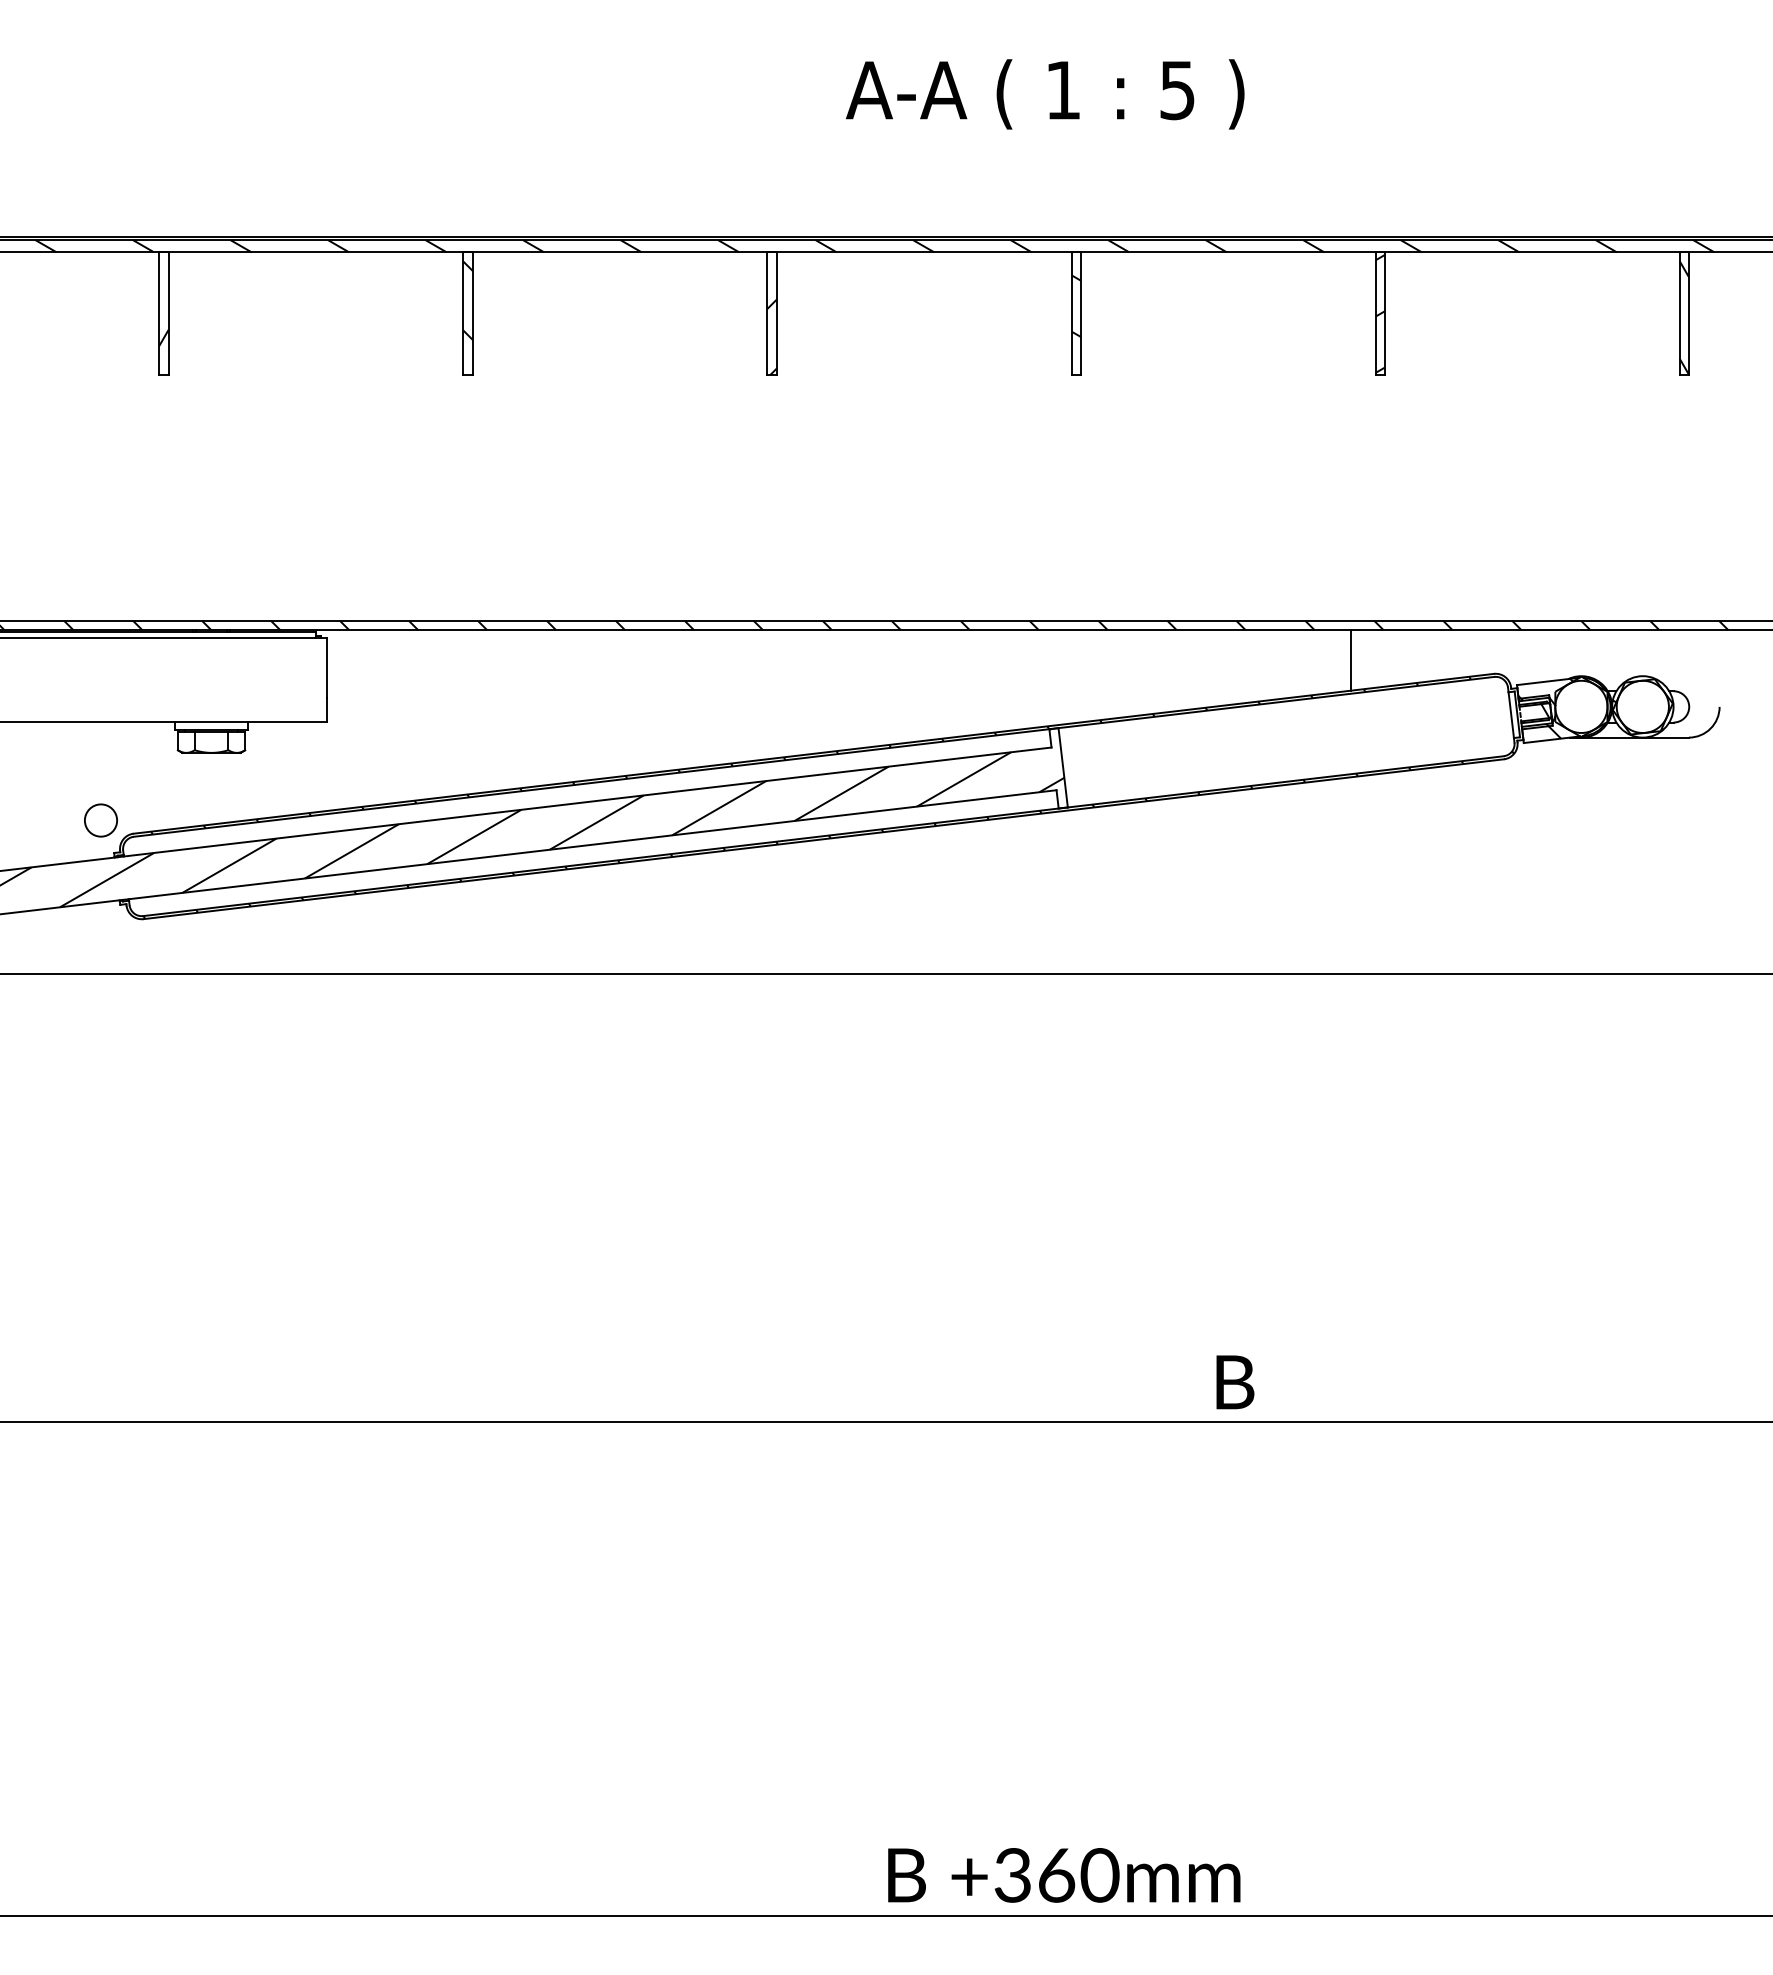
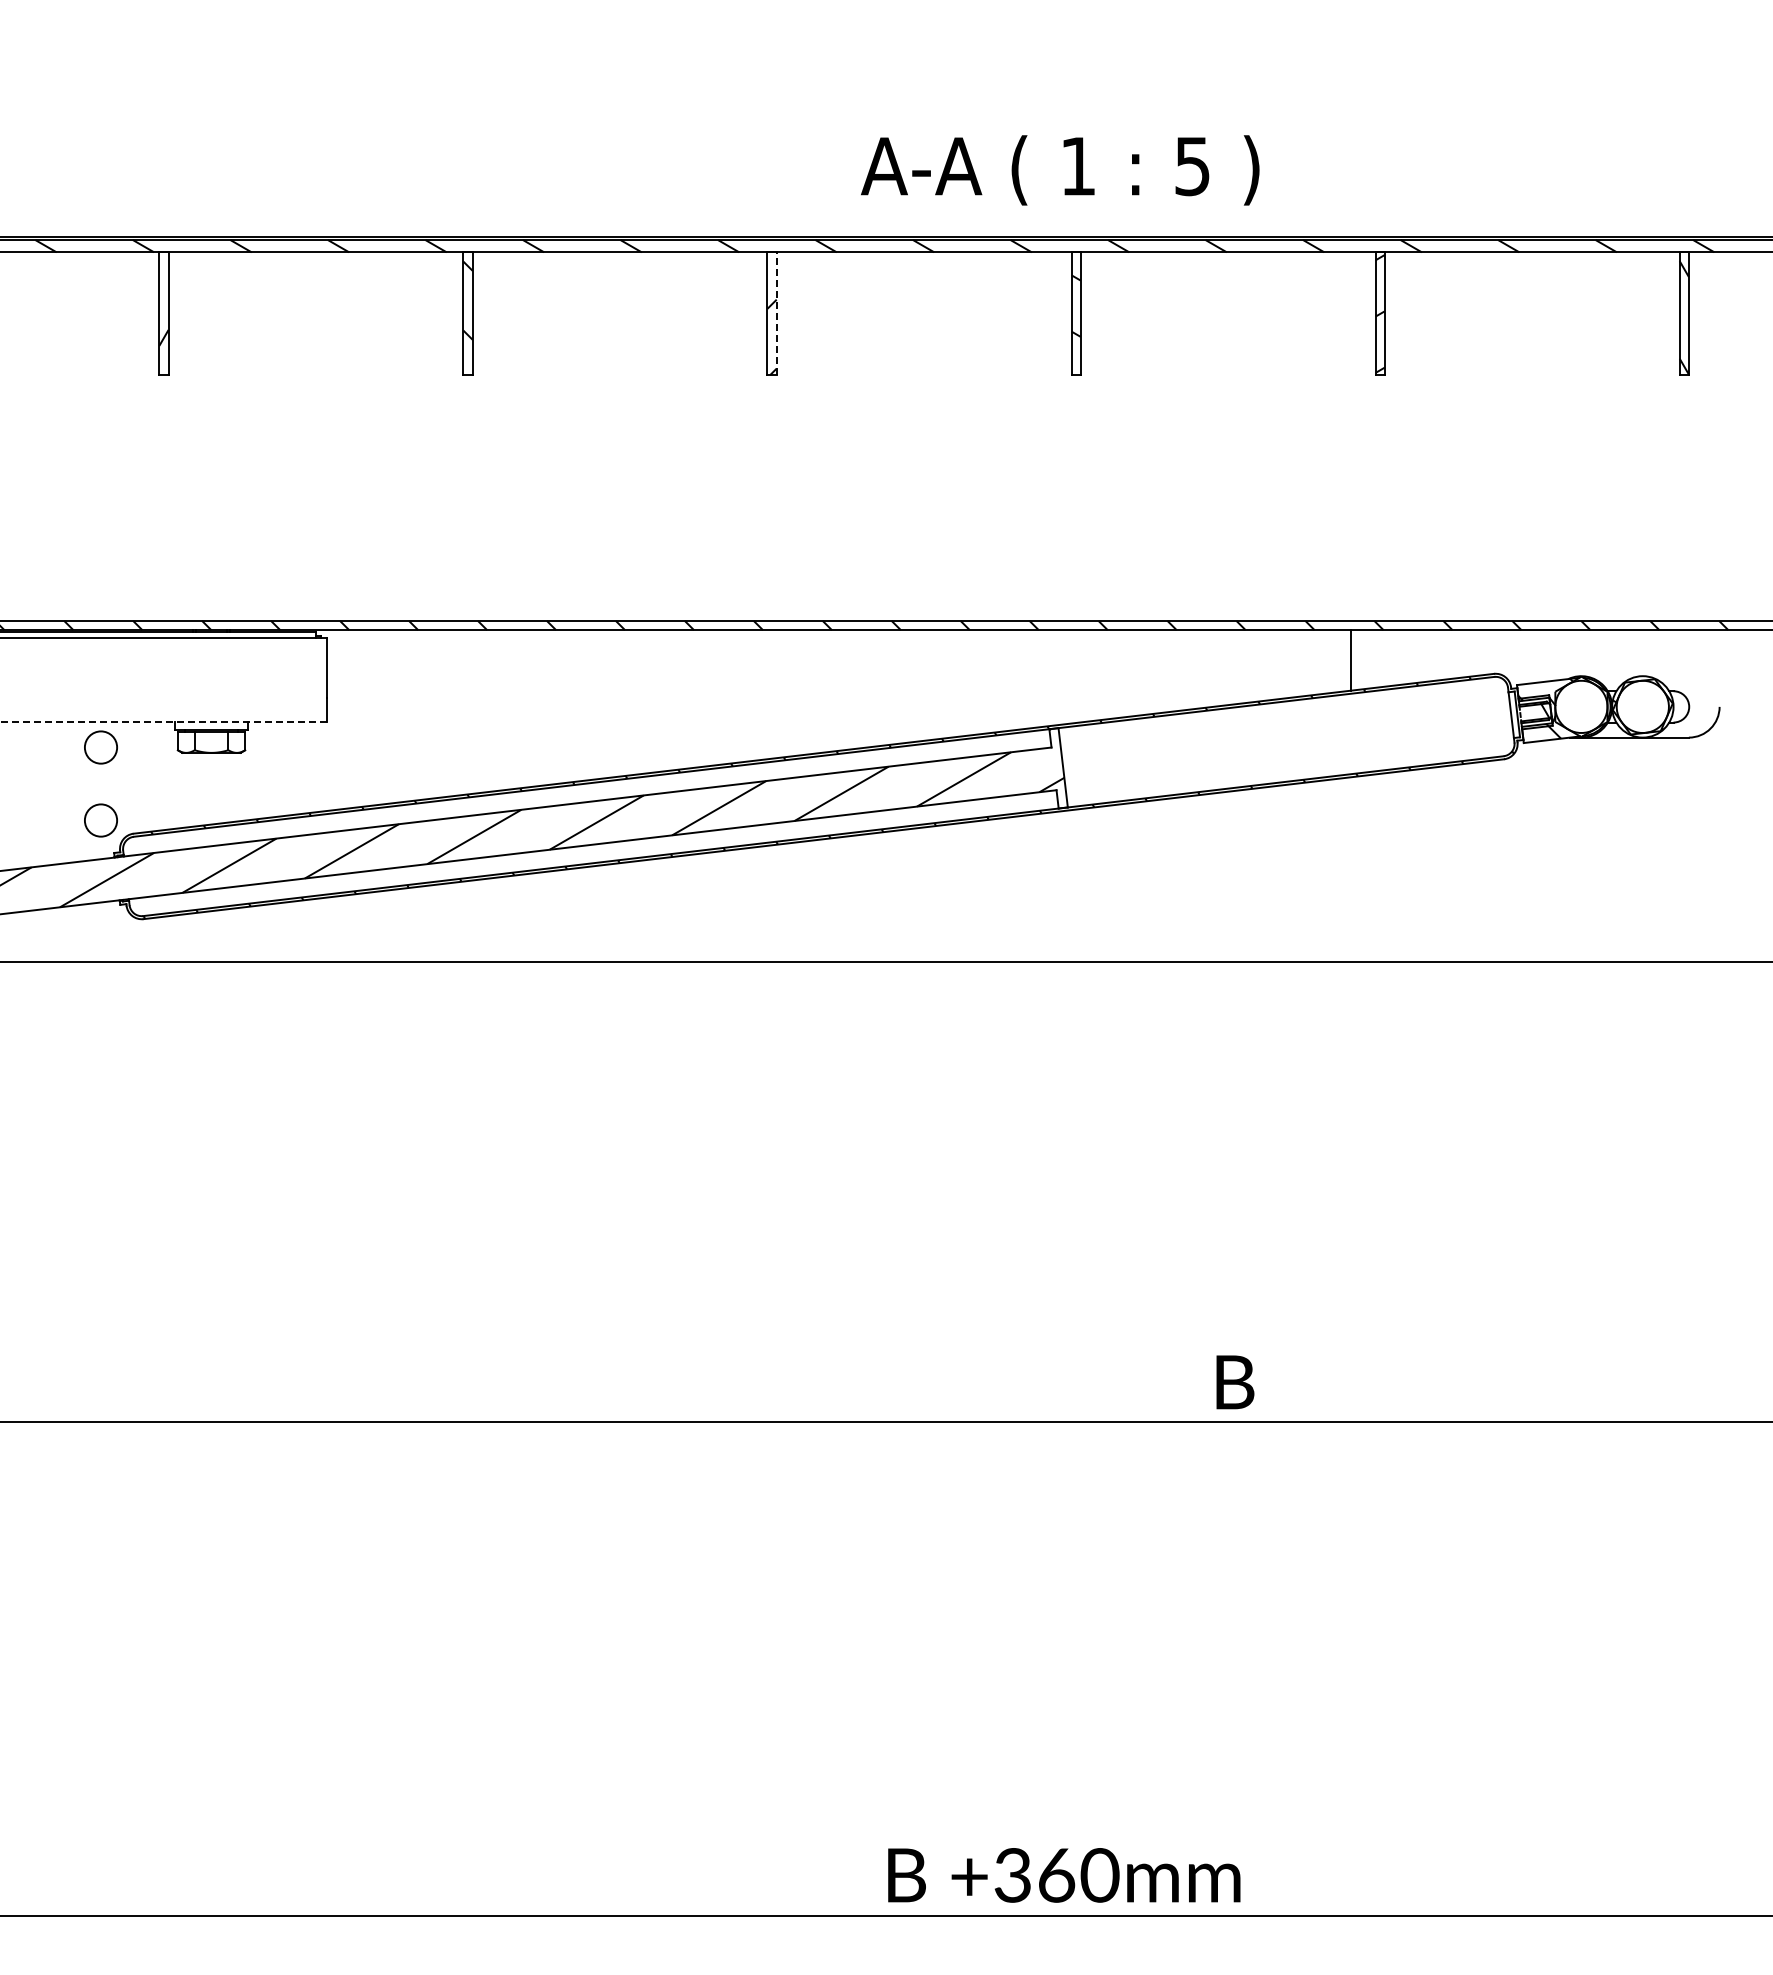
text position: (1045, 94) -> (1060, 170) (1060, 170)
line: solid -> dashed (776, 313)
line: solid -> dashed (163, 722)
circle: none -> present (100, 747)
line position: (885, 974) -> (885, 962) (885, 962)
